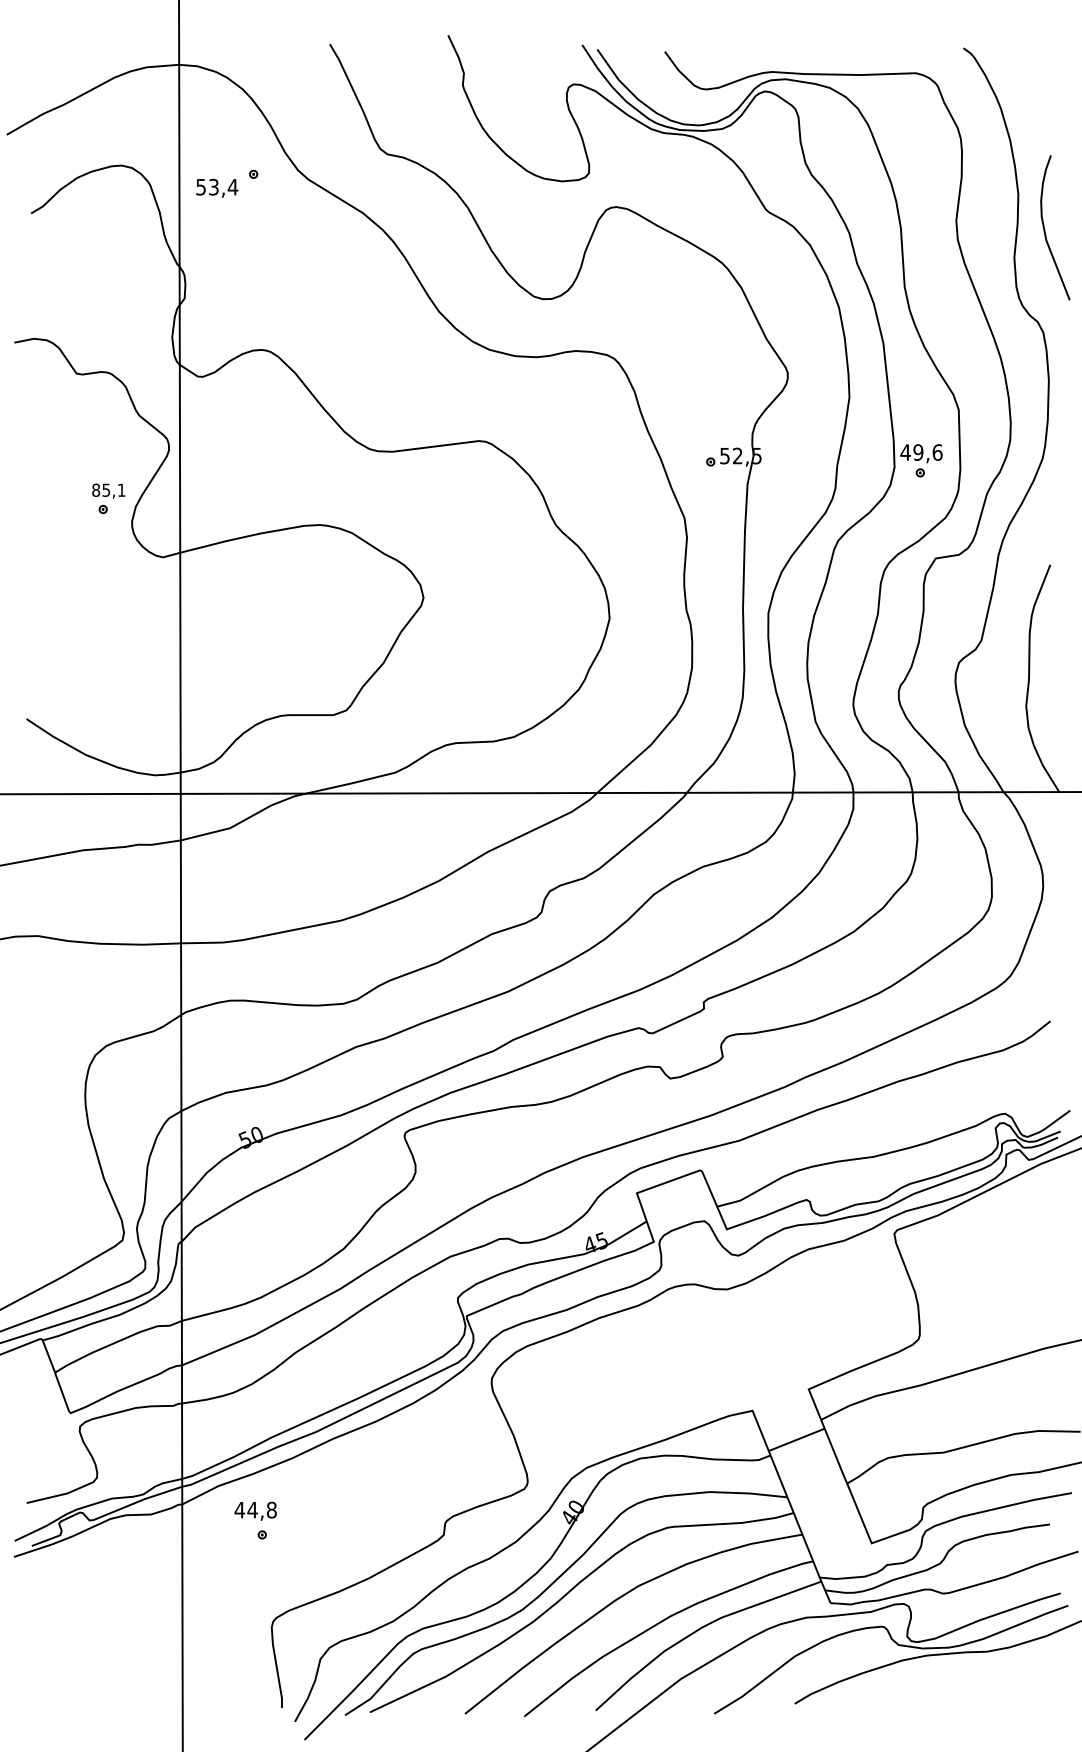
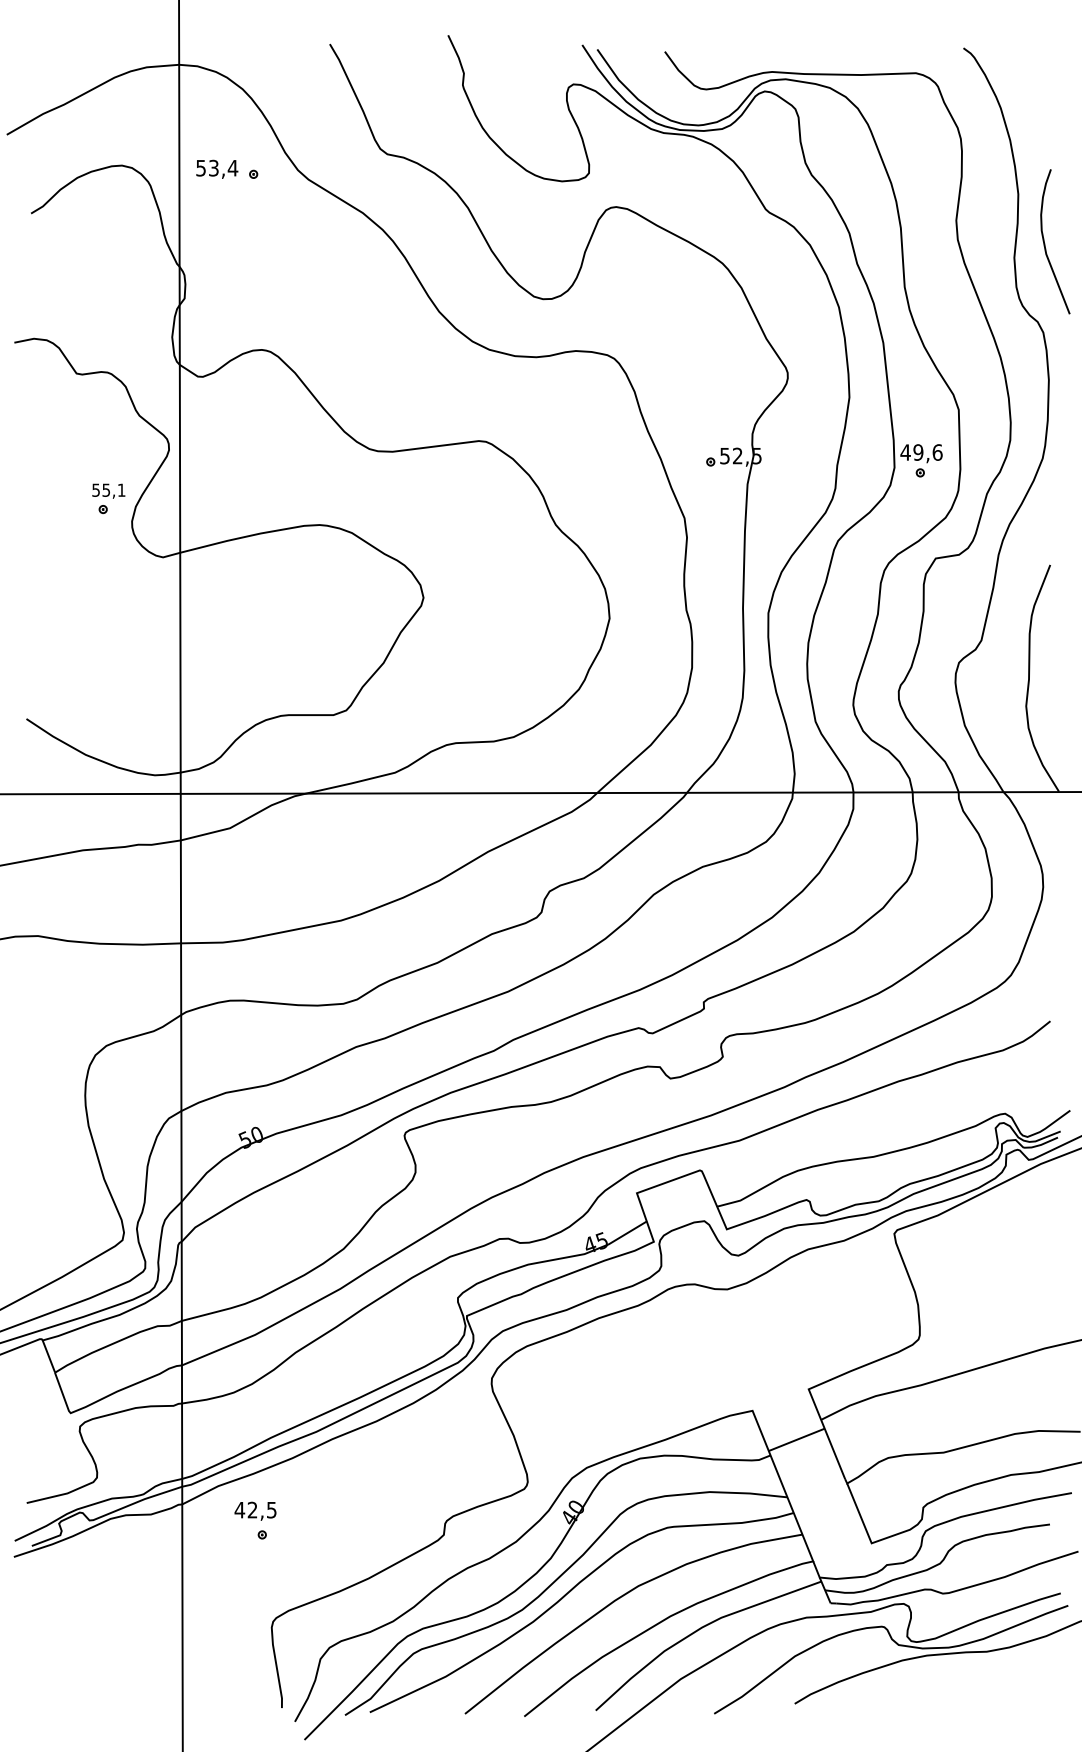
text position: (217, 187) -> (217, 168) (217, 168)
curve position: (1045, 229) -> (1045, 243) (1045, 243)
text: 85,1 -> 55,1 (96, 489)
text: 44,8 -> 42,5 (261, 1509)
